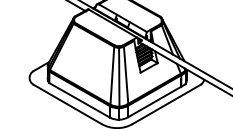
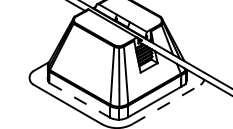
line: solid -> dashed (80, 100)
line: solid -> dashed (167, 104)
